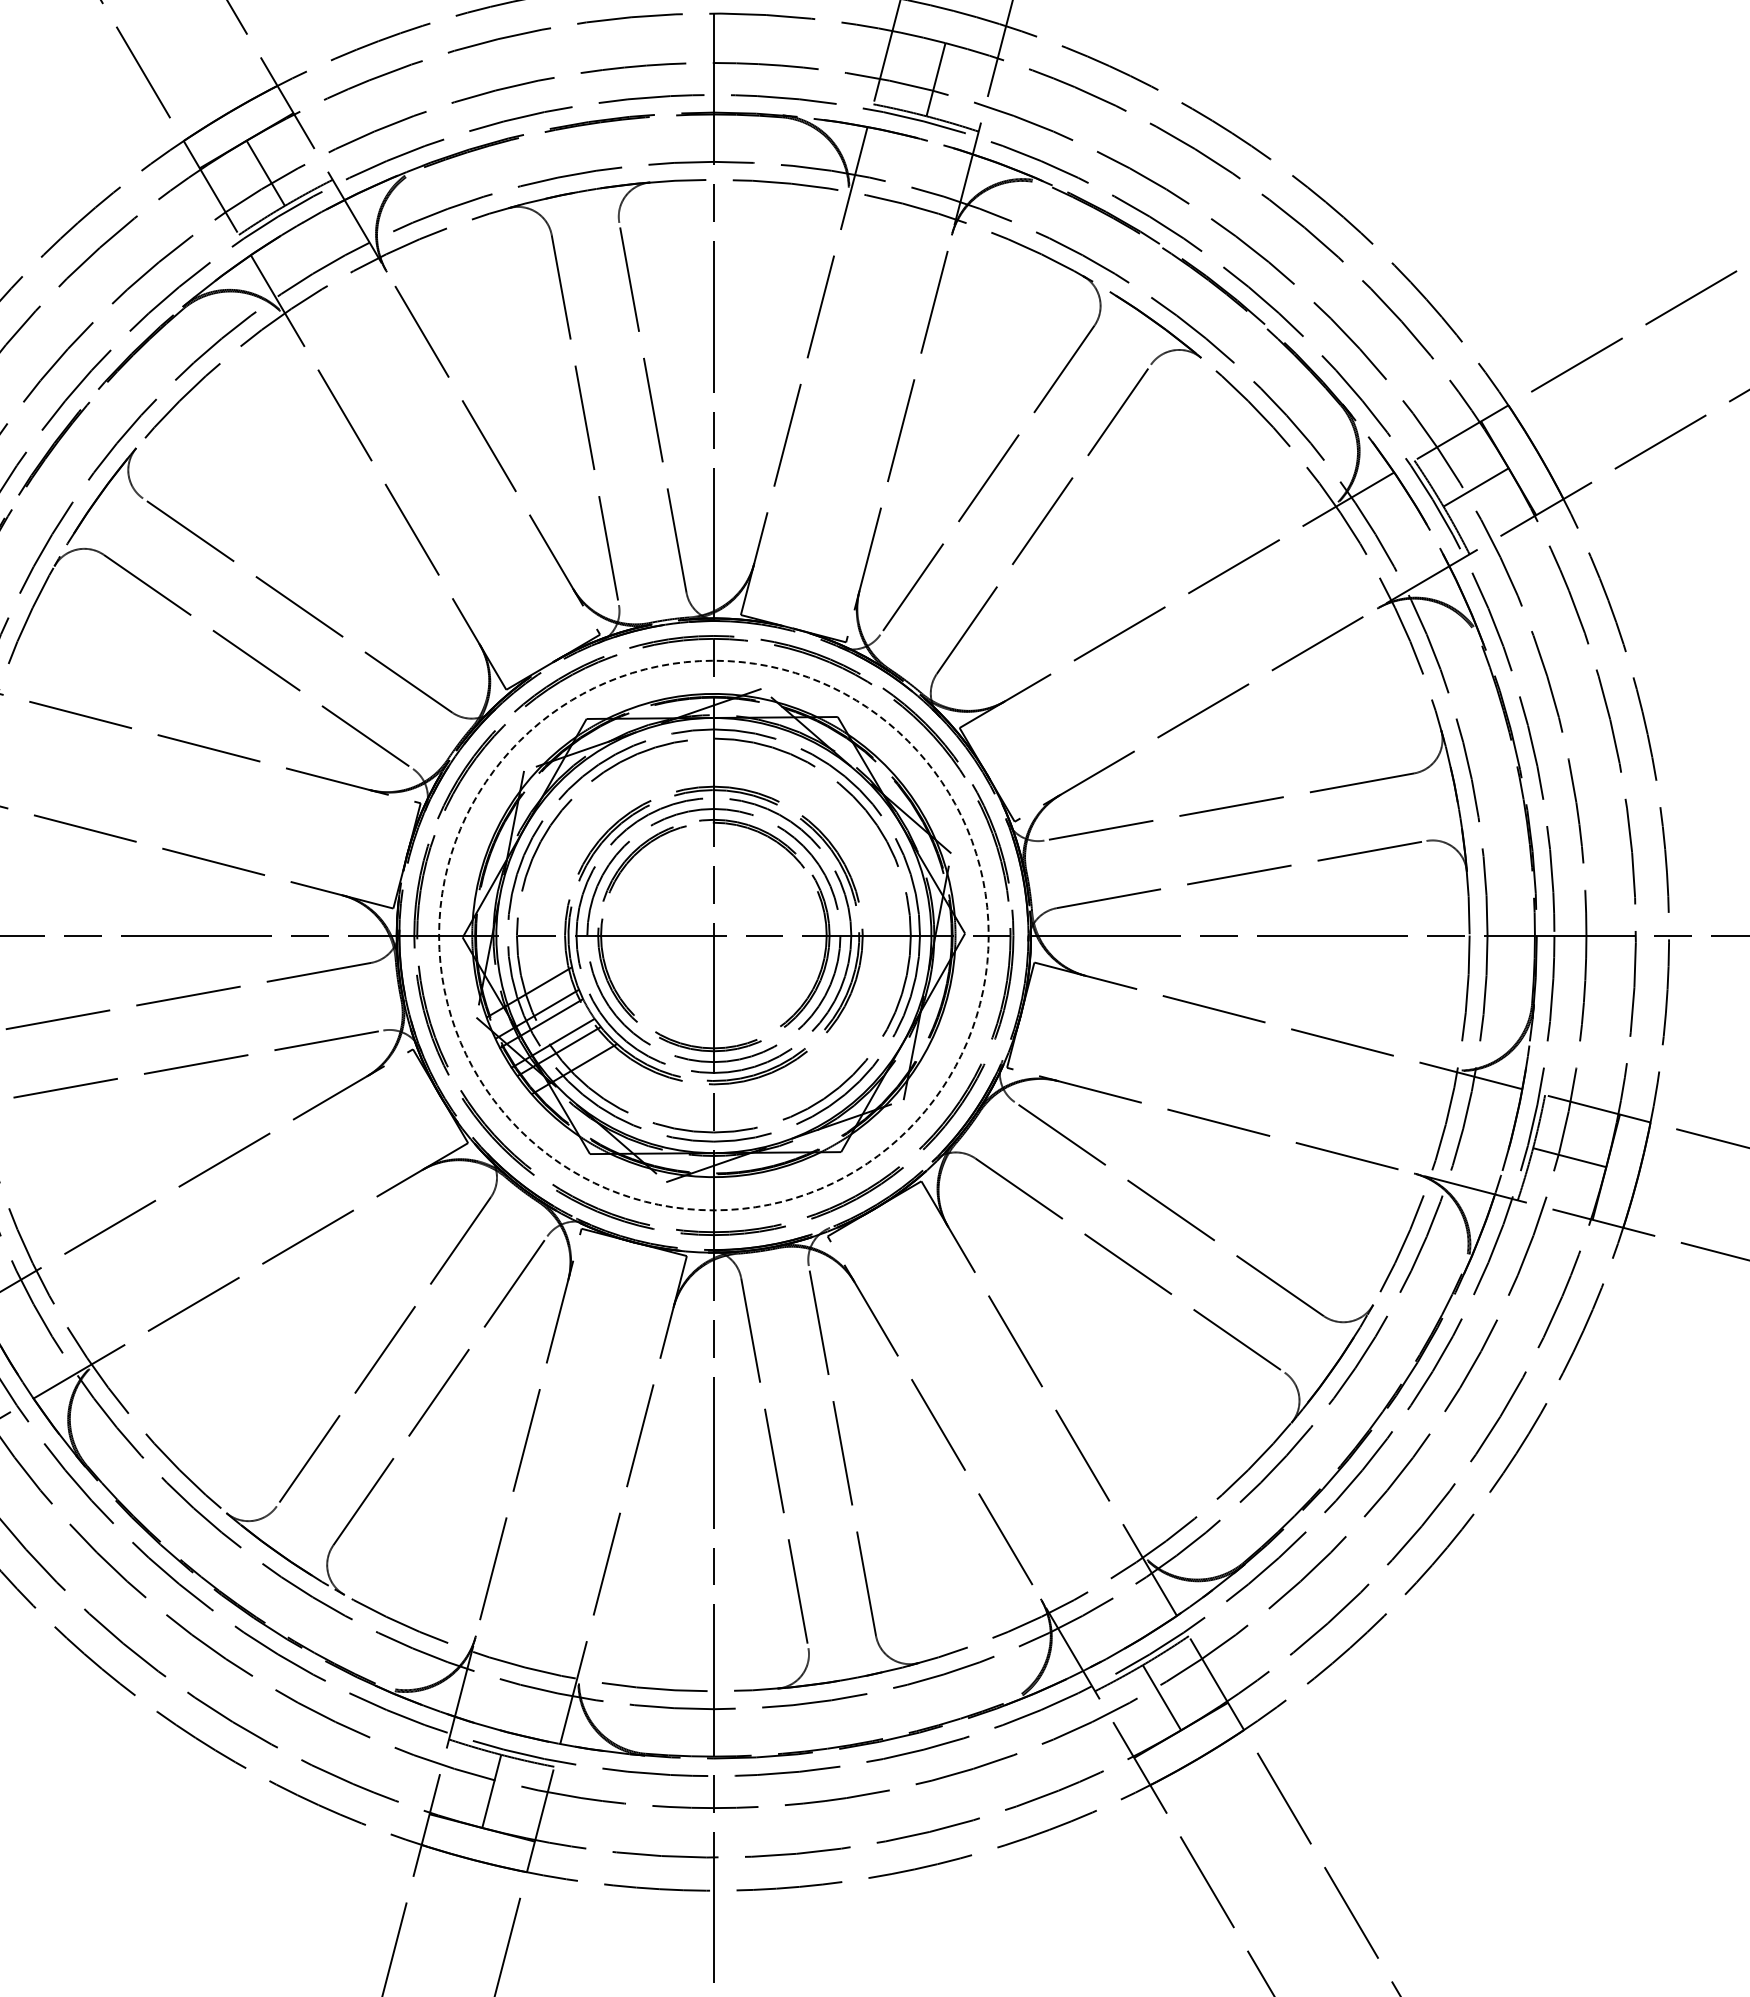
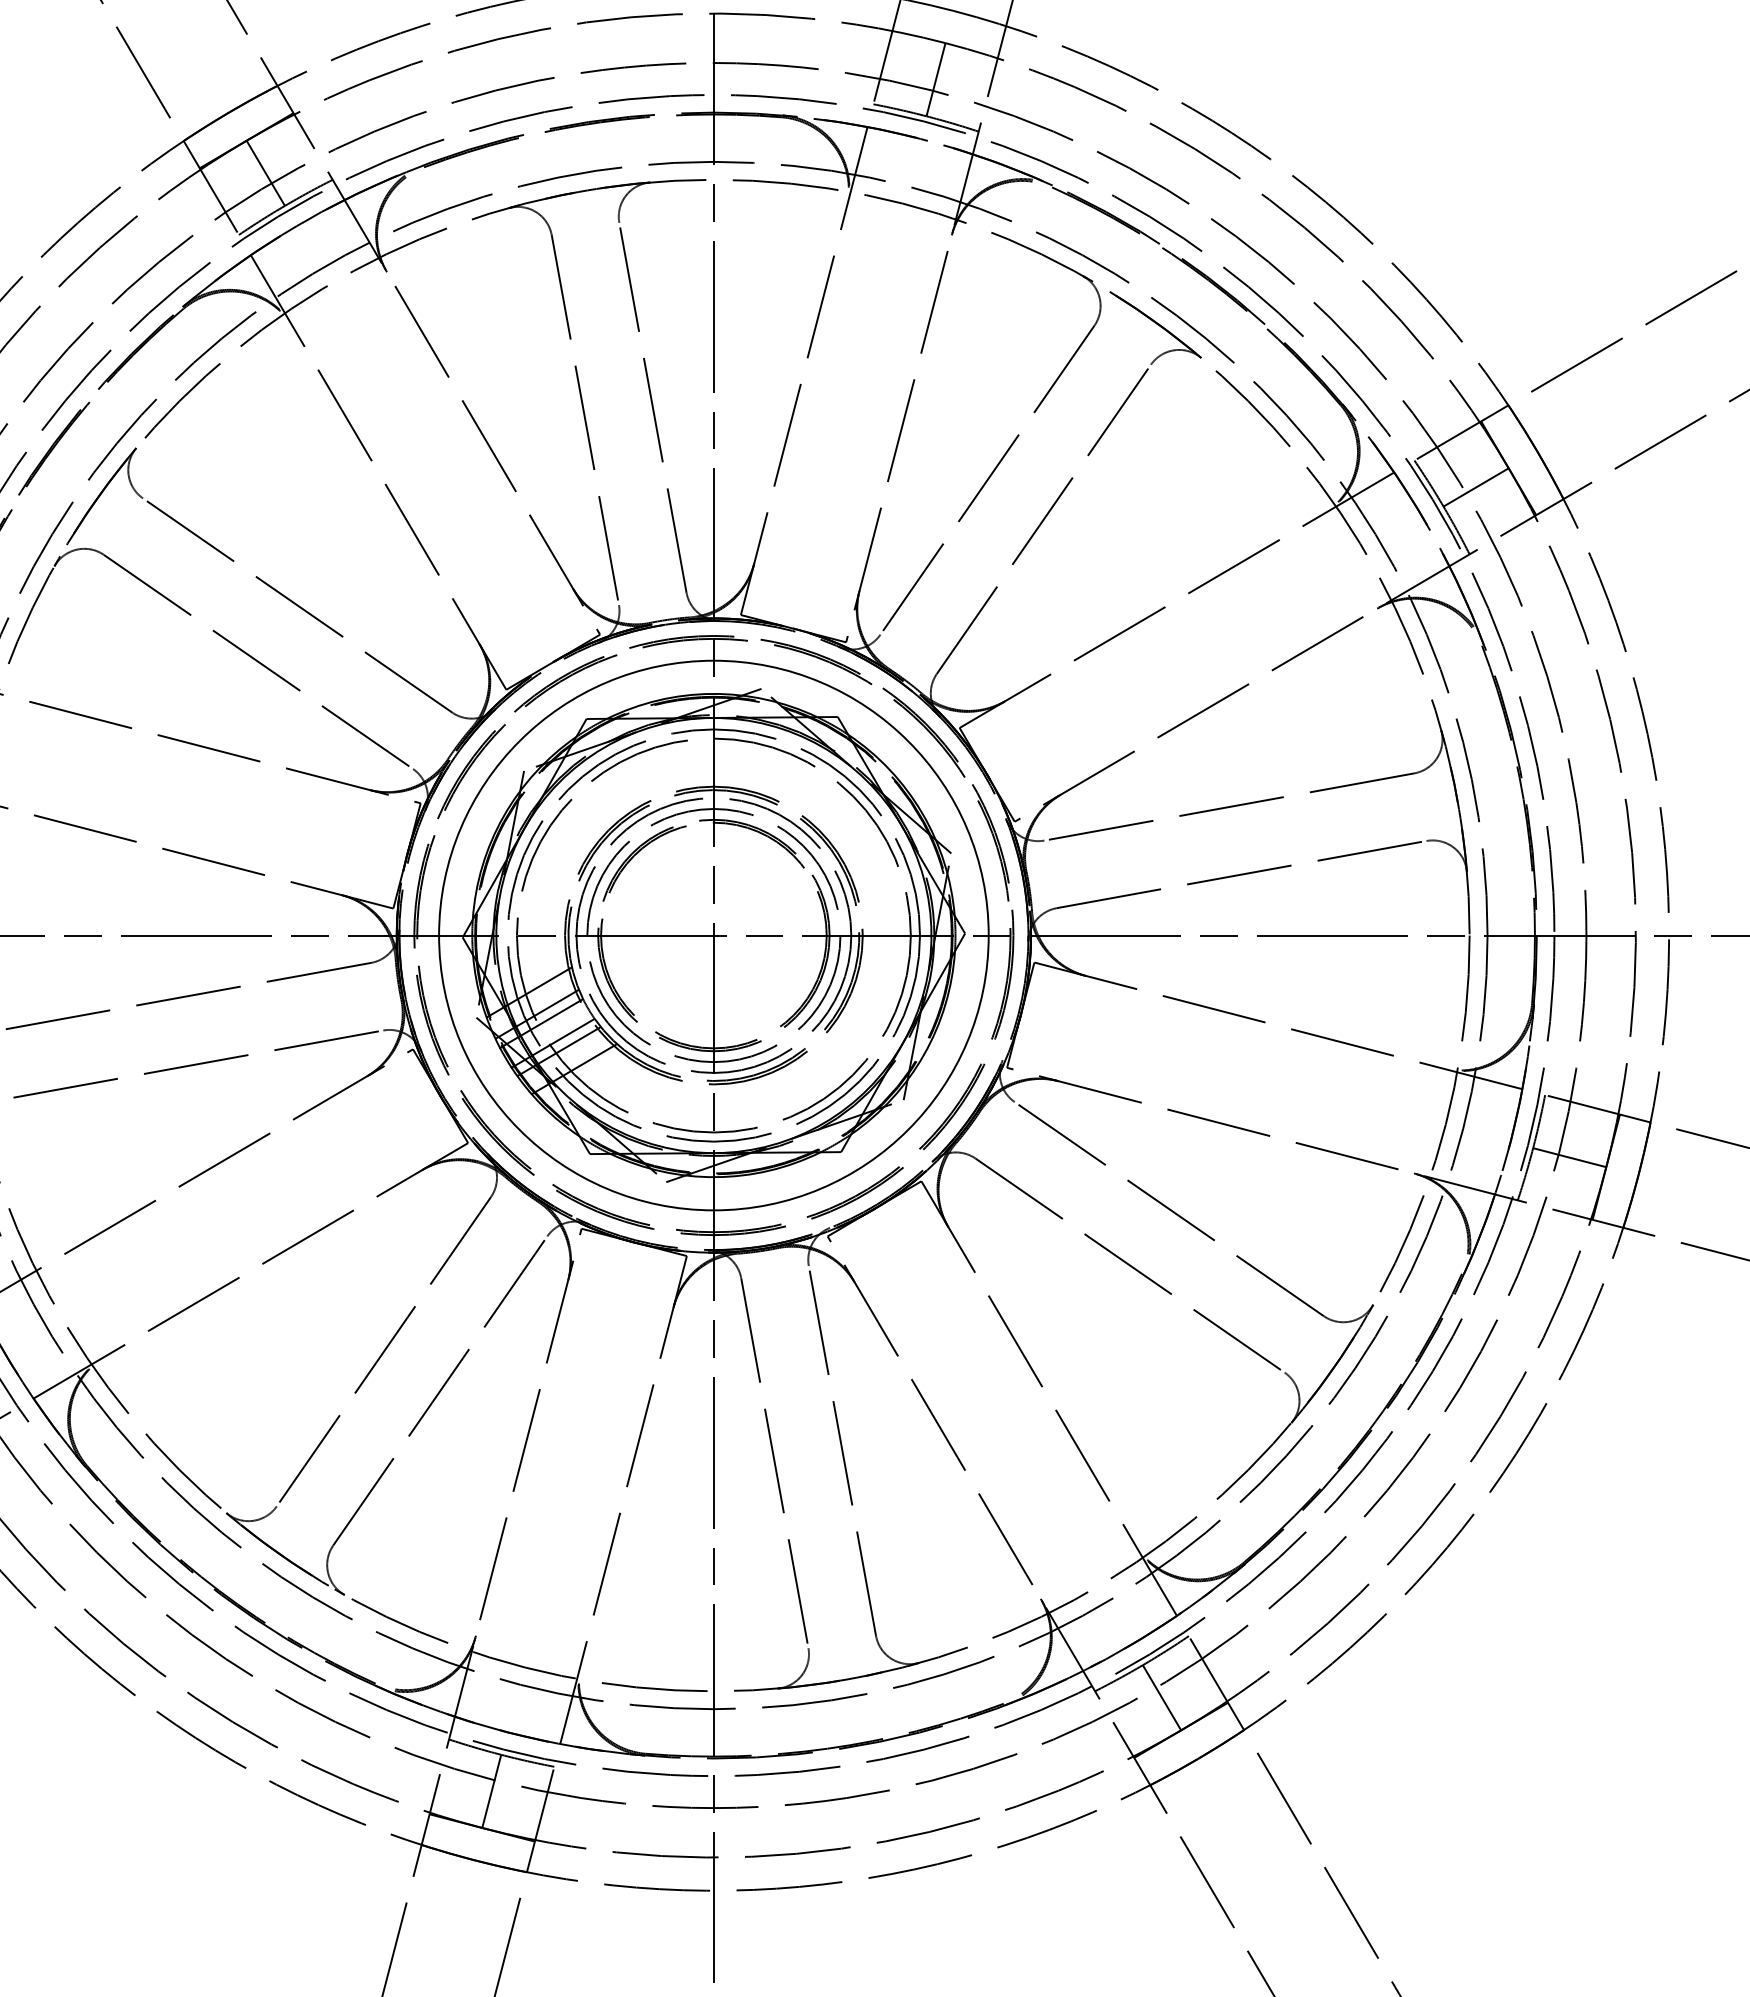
circle: dashed -> solid (713, 935)
